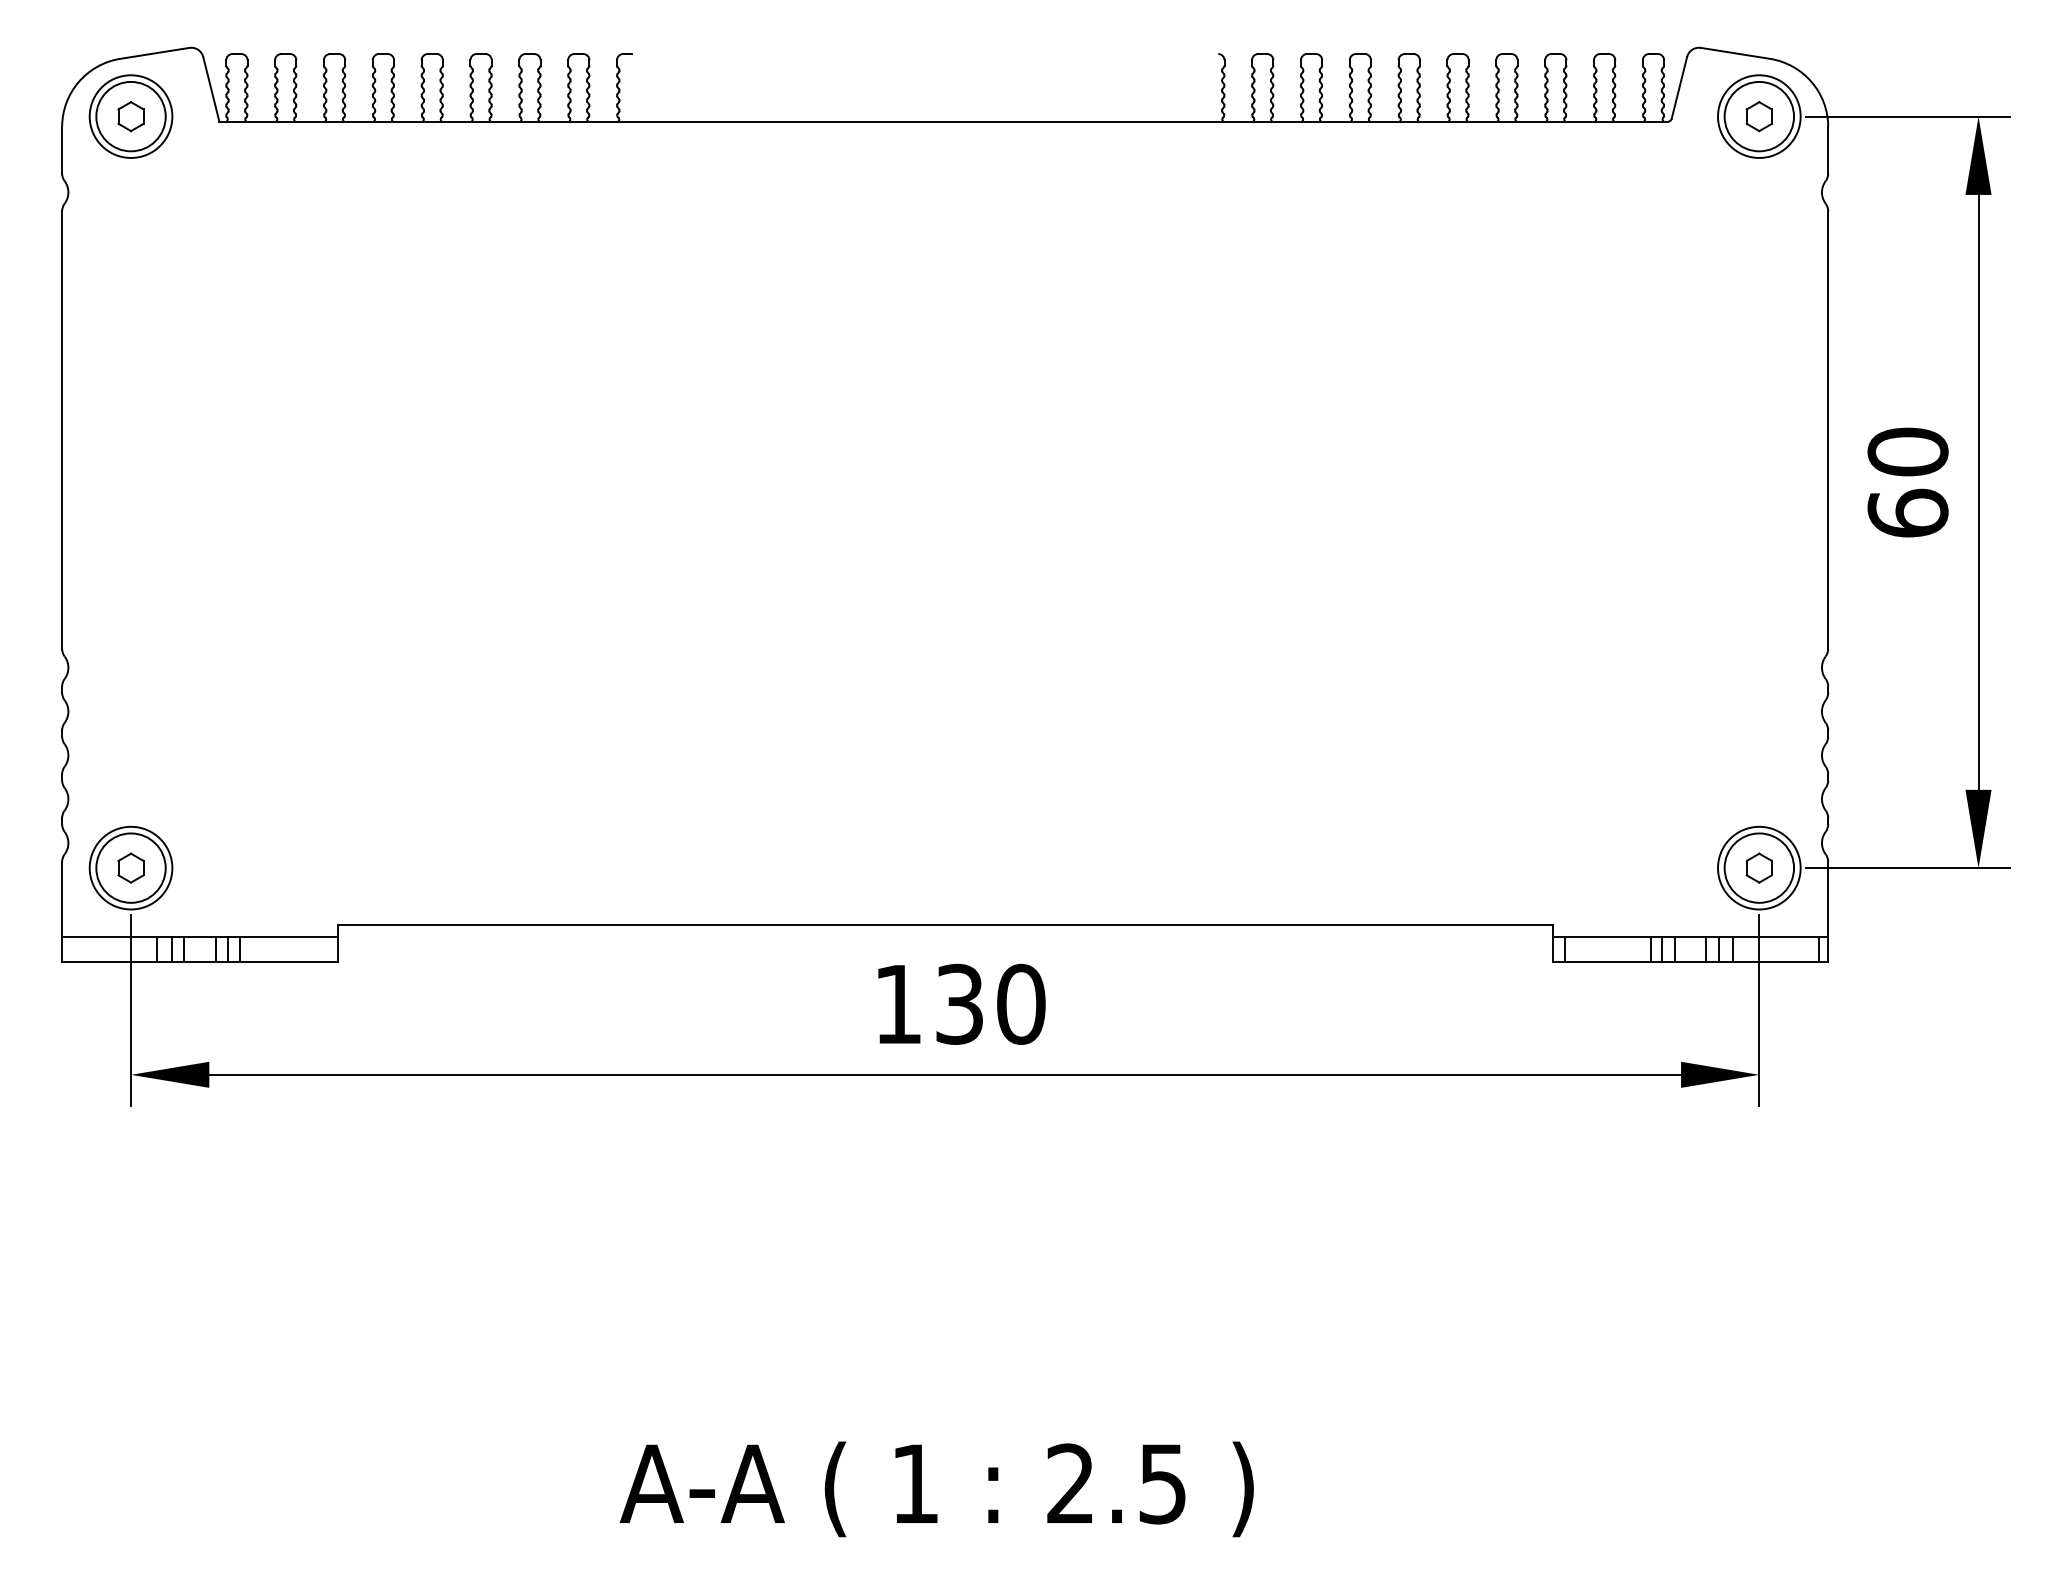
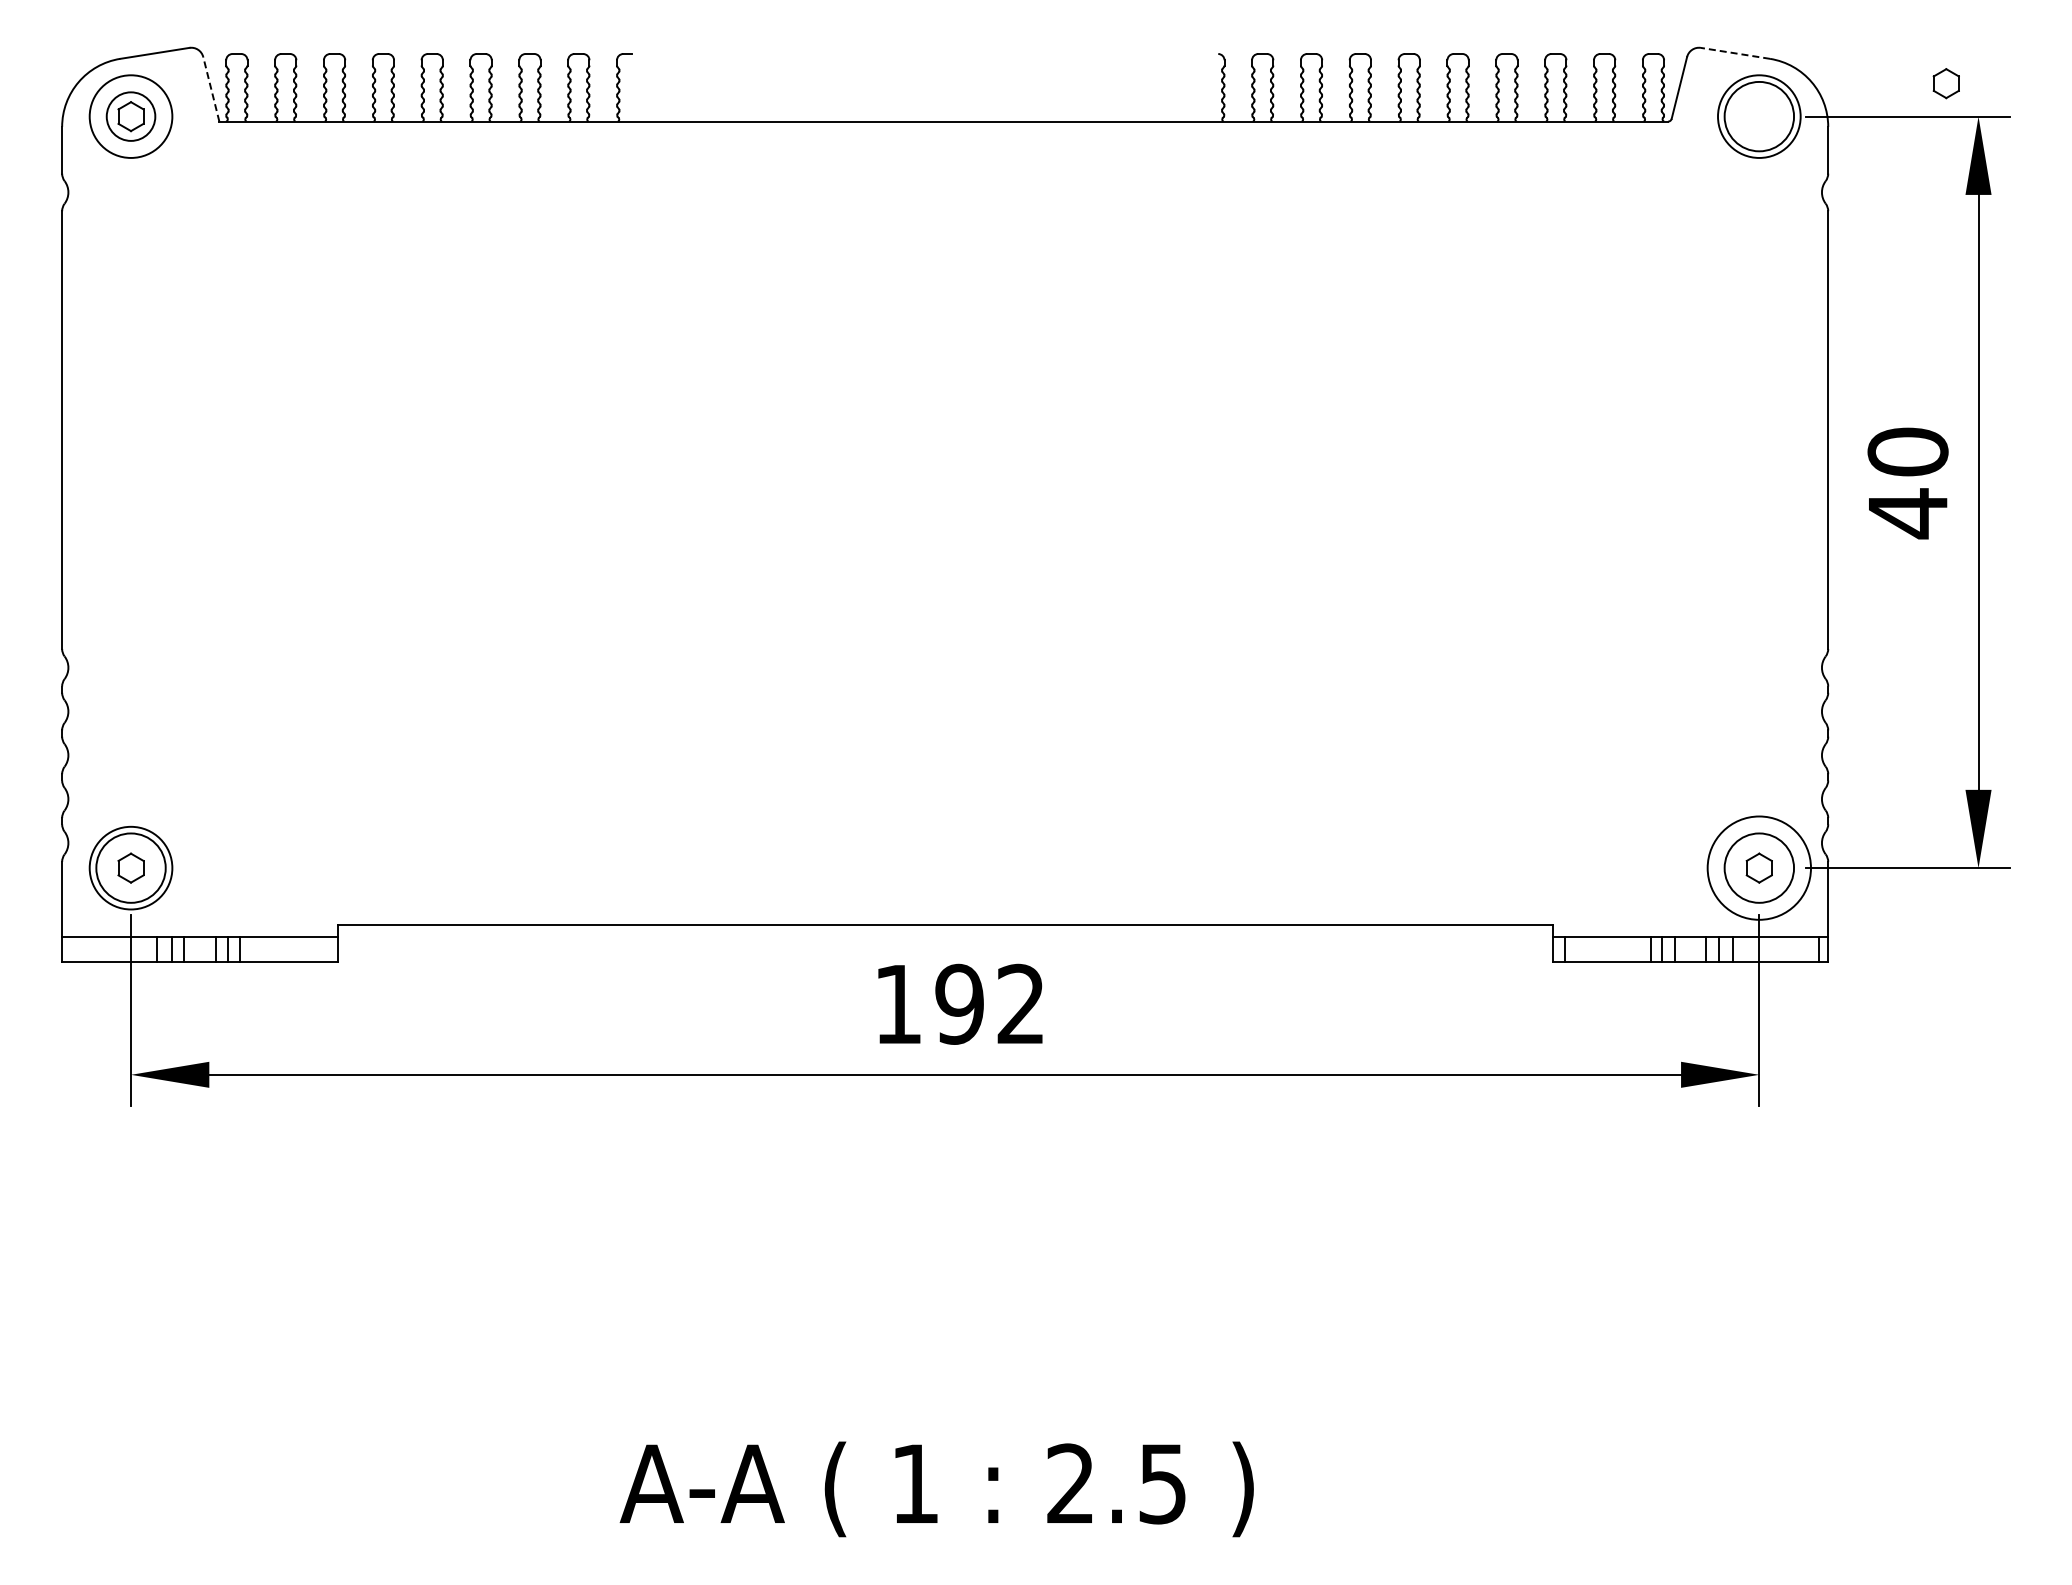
line: solid -> dashed (1735, 53)
line: solid -> dashed (211, 88)
circle diameter: 69 px -> 49 px (130, 116)
part position: (1758, 116) -> (1945, 83) (1945, 83)
text: 60 -> 40 (1907, 513)
circle diameter: 83 px -> 103 px (1759, 867)
text: 130 -> 192 (990, 1003)
